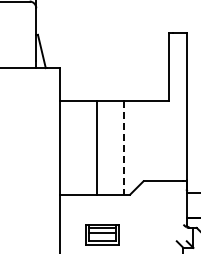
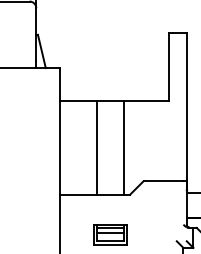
line: dashed -> solid (123, 148)
part position: (102, 234) -> (110, 234) (110, 234)
